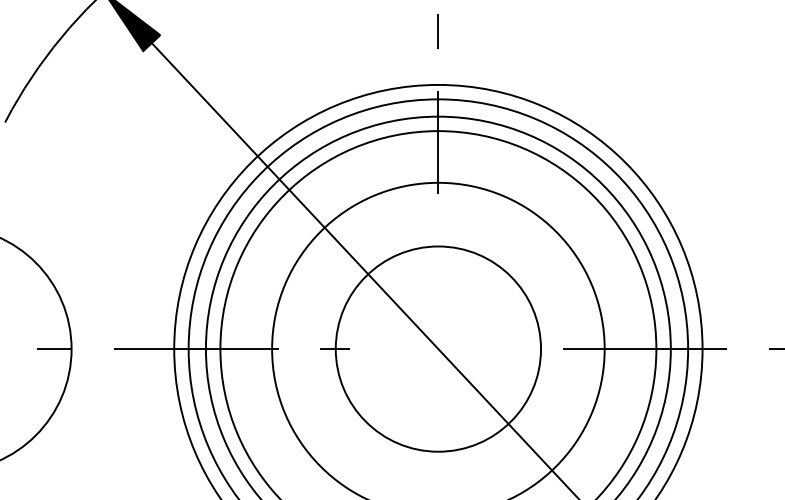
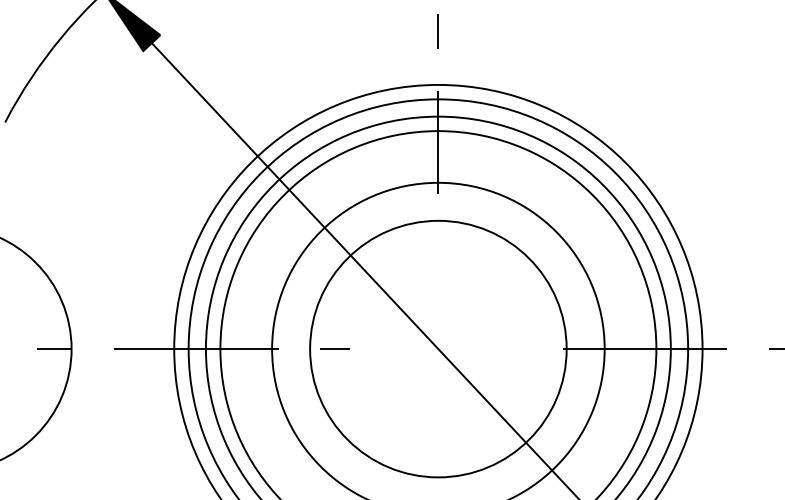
circle diameter: 205 px -> 257 px (438, 348)
